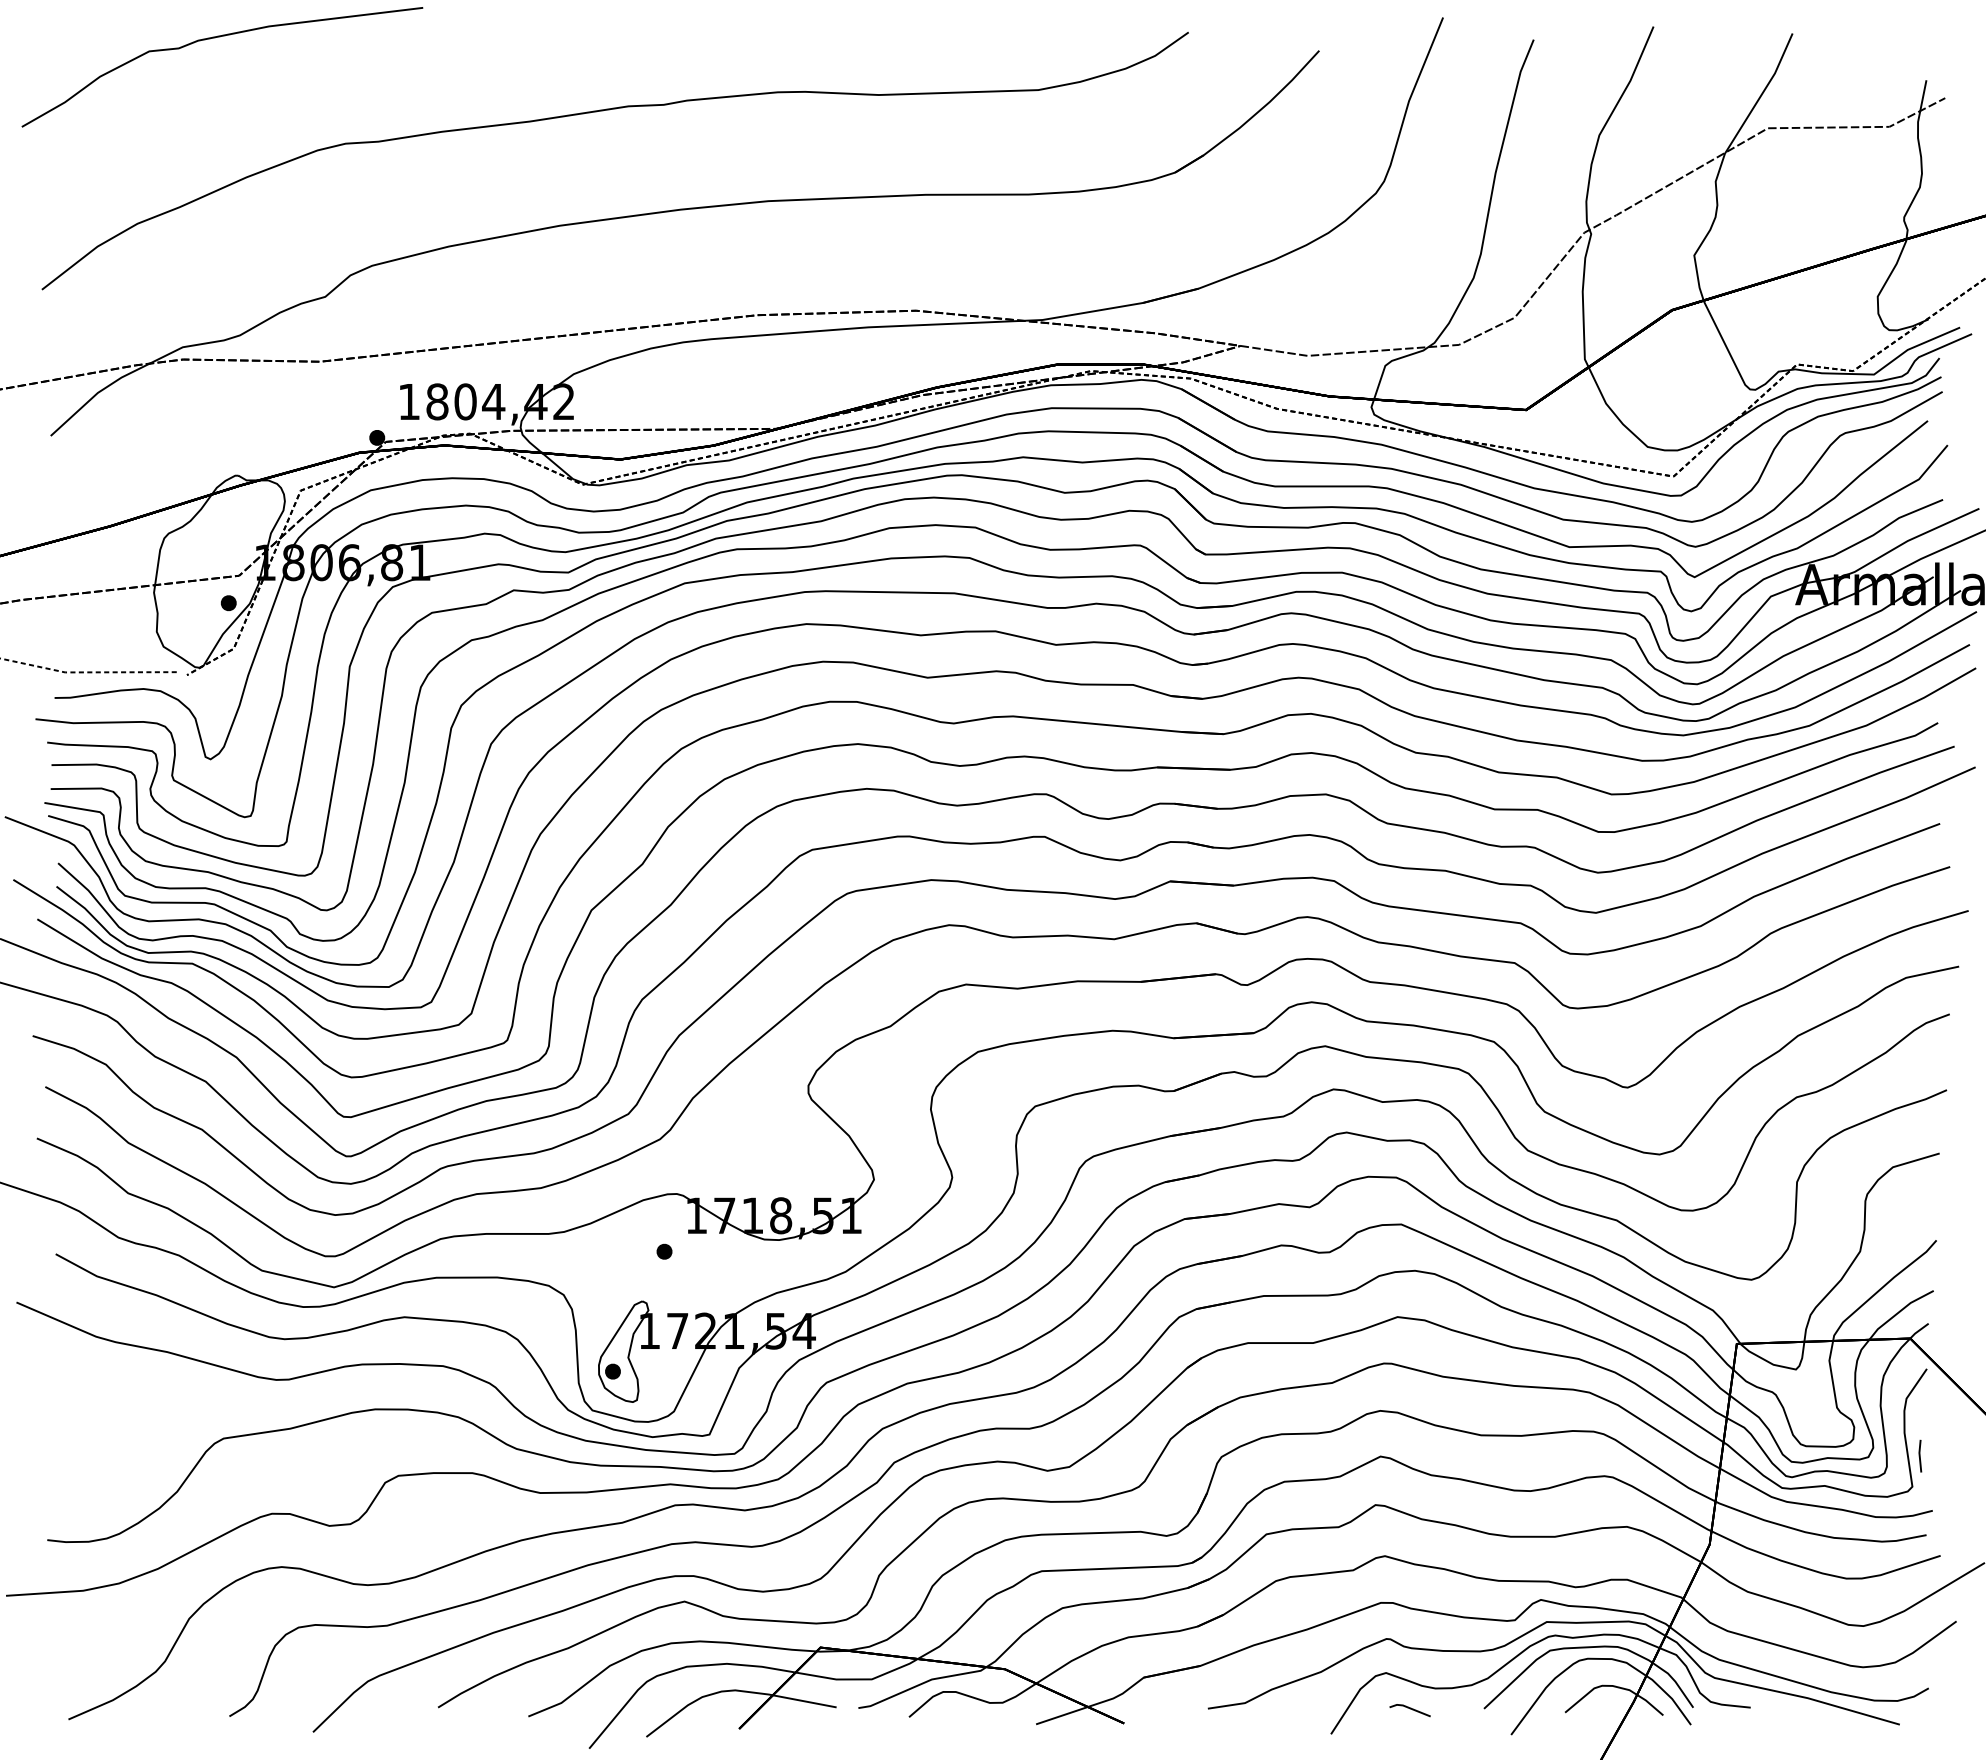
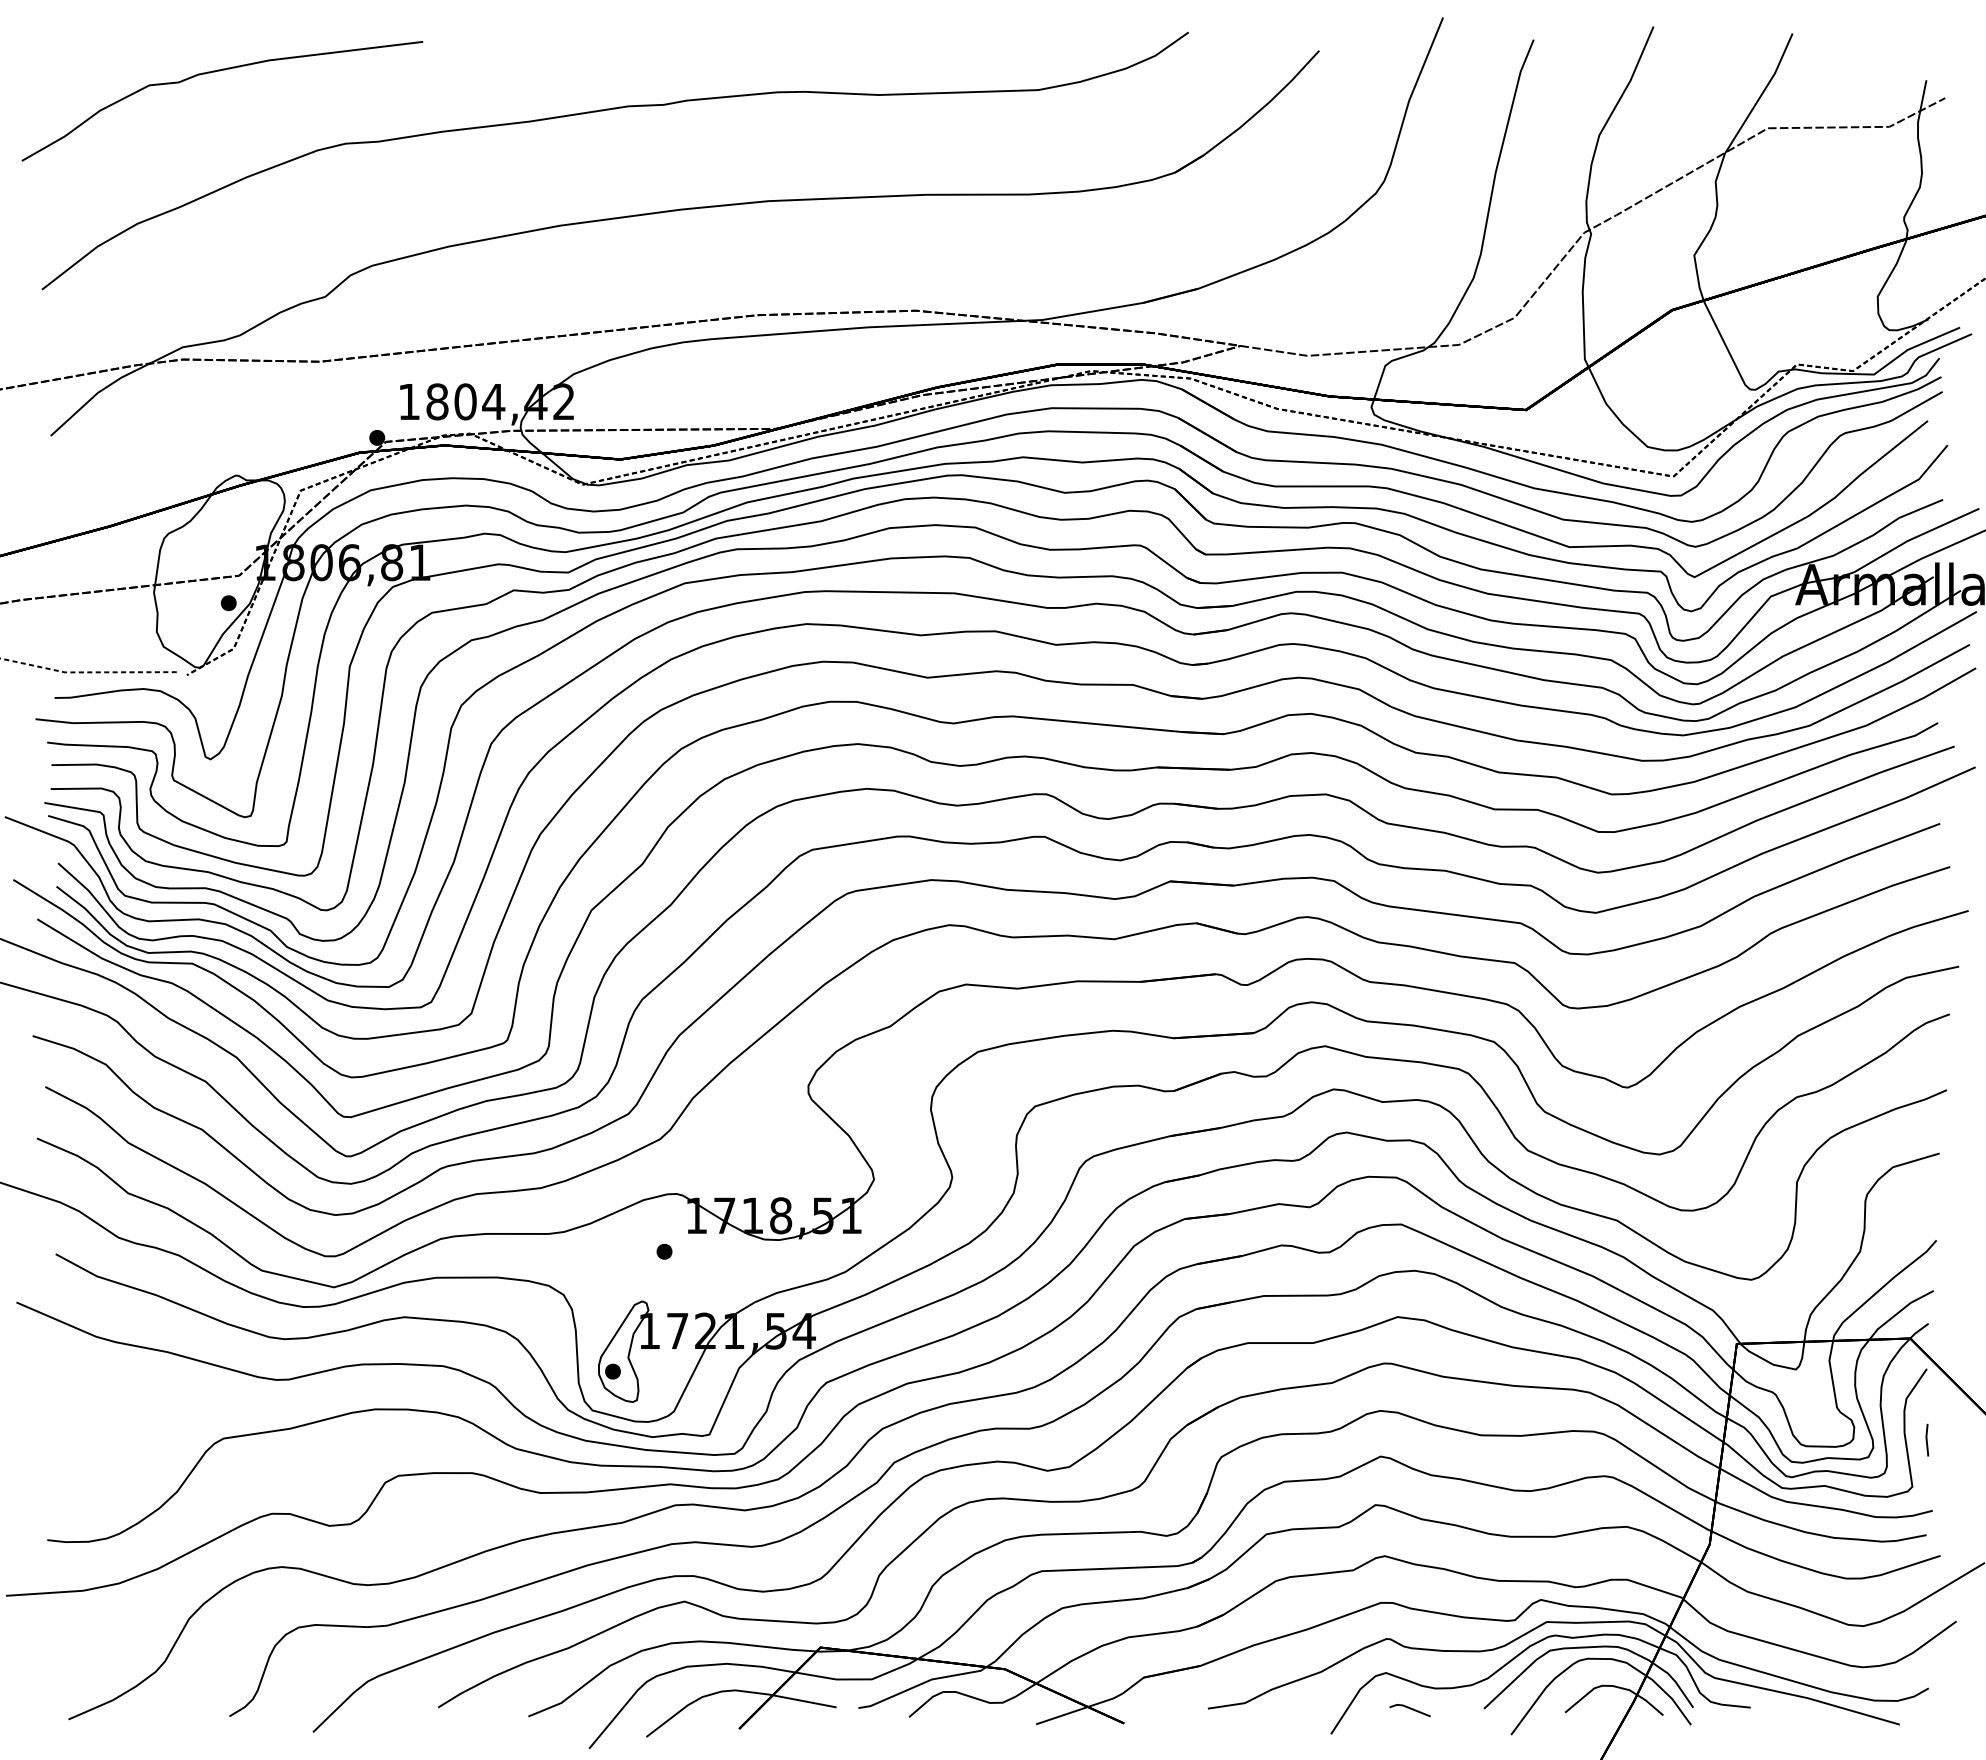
curve position: (215, 38) -> (215, 72) (215, 72)
line position: (1920, 1455) -> (1927, 1439) (1927, 1439)
